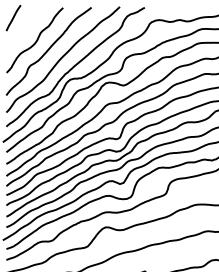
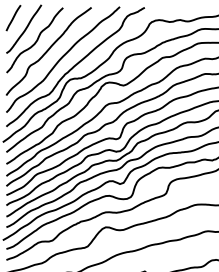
curve: none -> present (25, 28)
